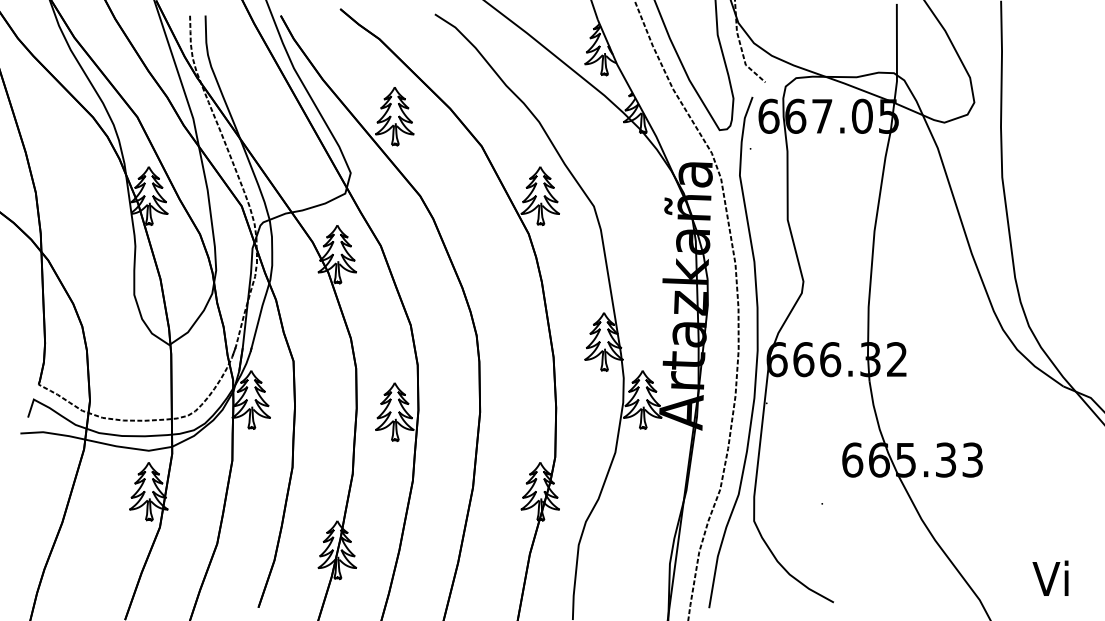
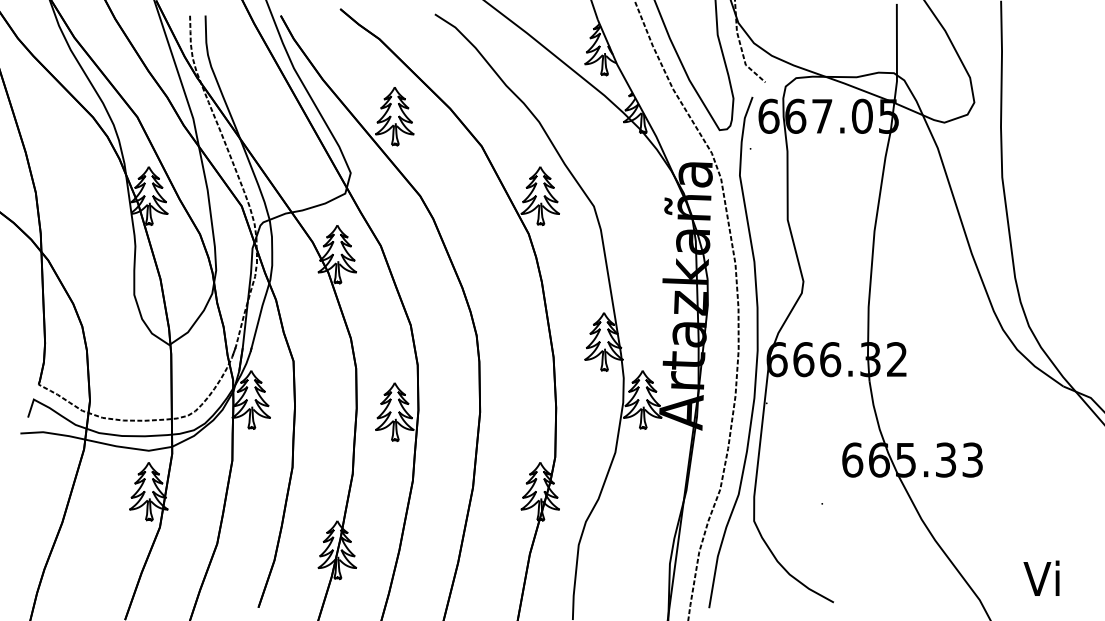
text position: (1050, 577) -> (1041, 577) (1041, 577)
